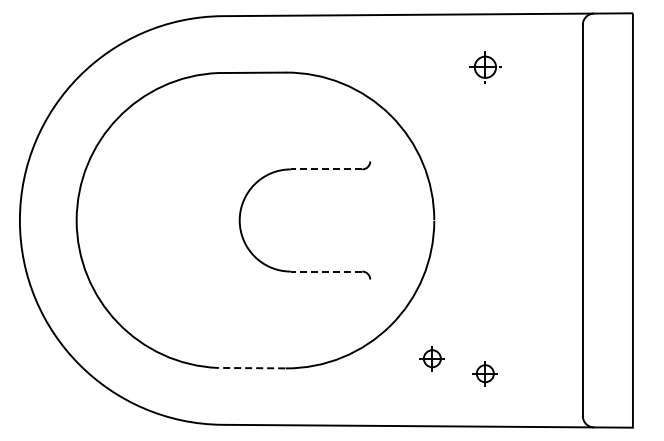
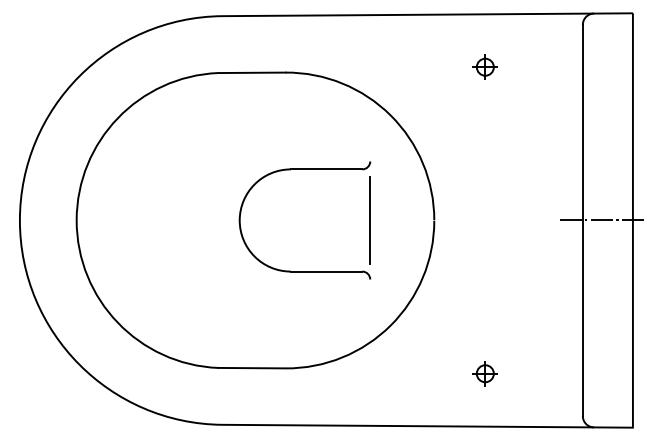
part size: 33x33 px -> 26x26 px (484, 66)
line: dashed -> solid (326, 169)
line: none -> present (370, 220)
line: none -> present (602, 220)
line: dashed -> solid (326, 271)
part: present -> none (431, 358)
line: dashed -> solid (251, 368)
